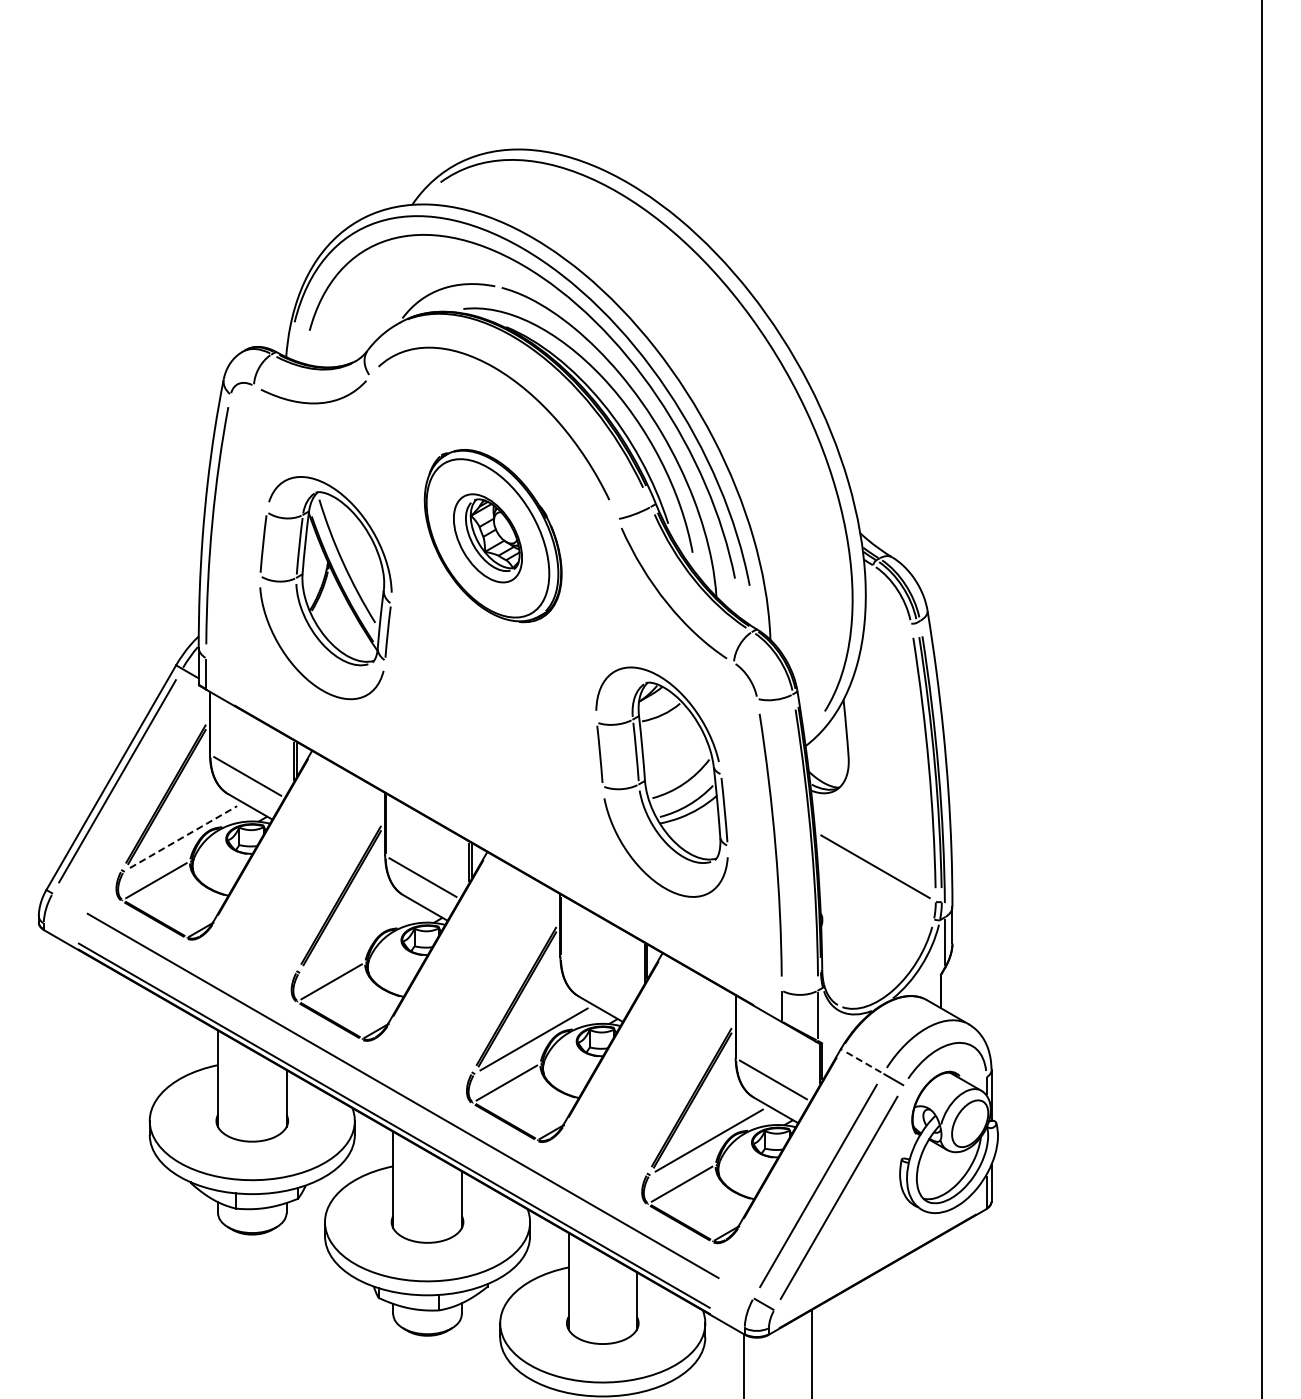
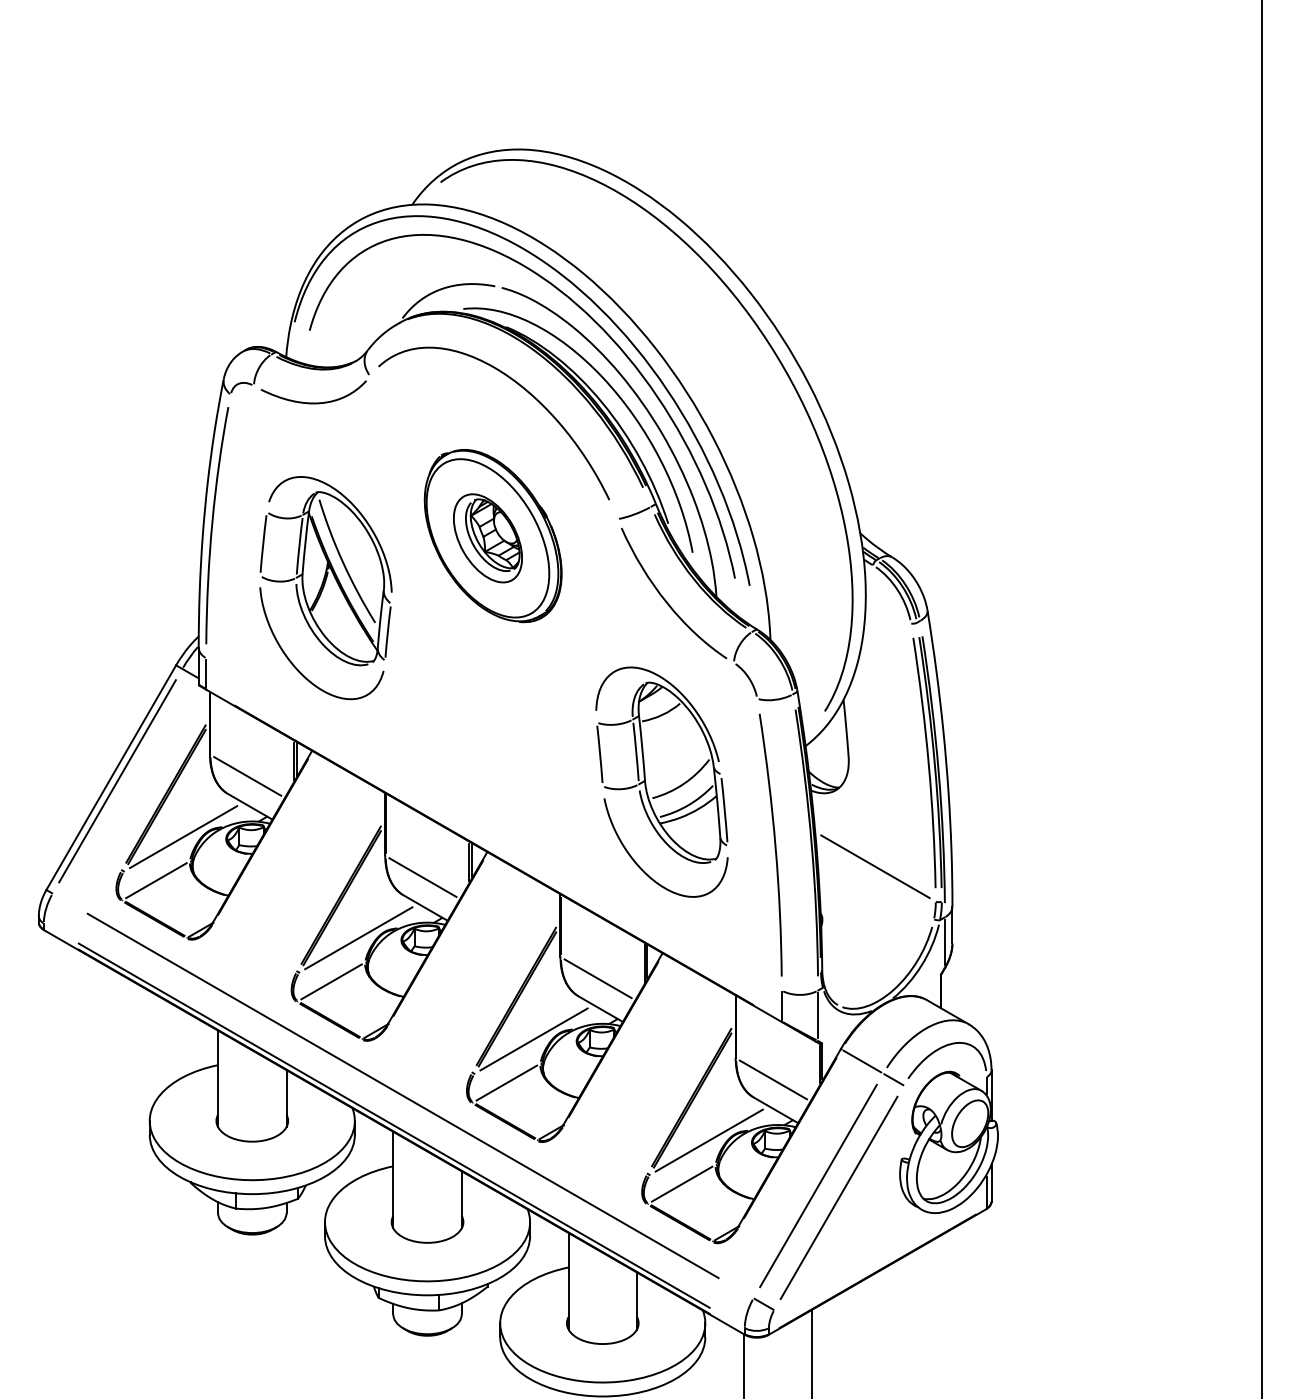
line: dashed -> solid (183, 837)
line: none -> present (358, 938)
line: none -> present (597, 978)
line: dashed -> solid (862, 1061)
